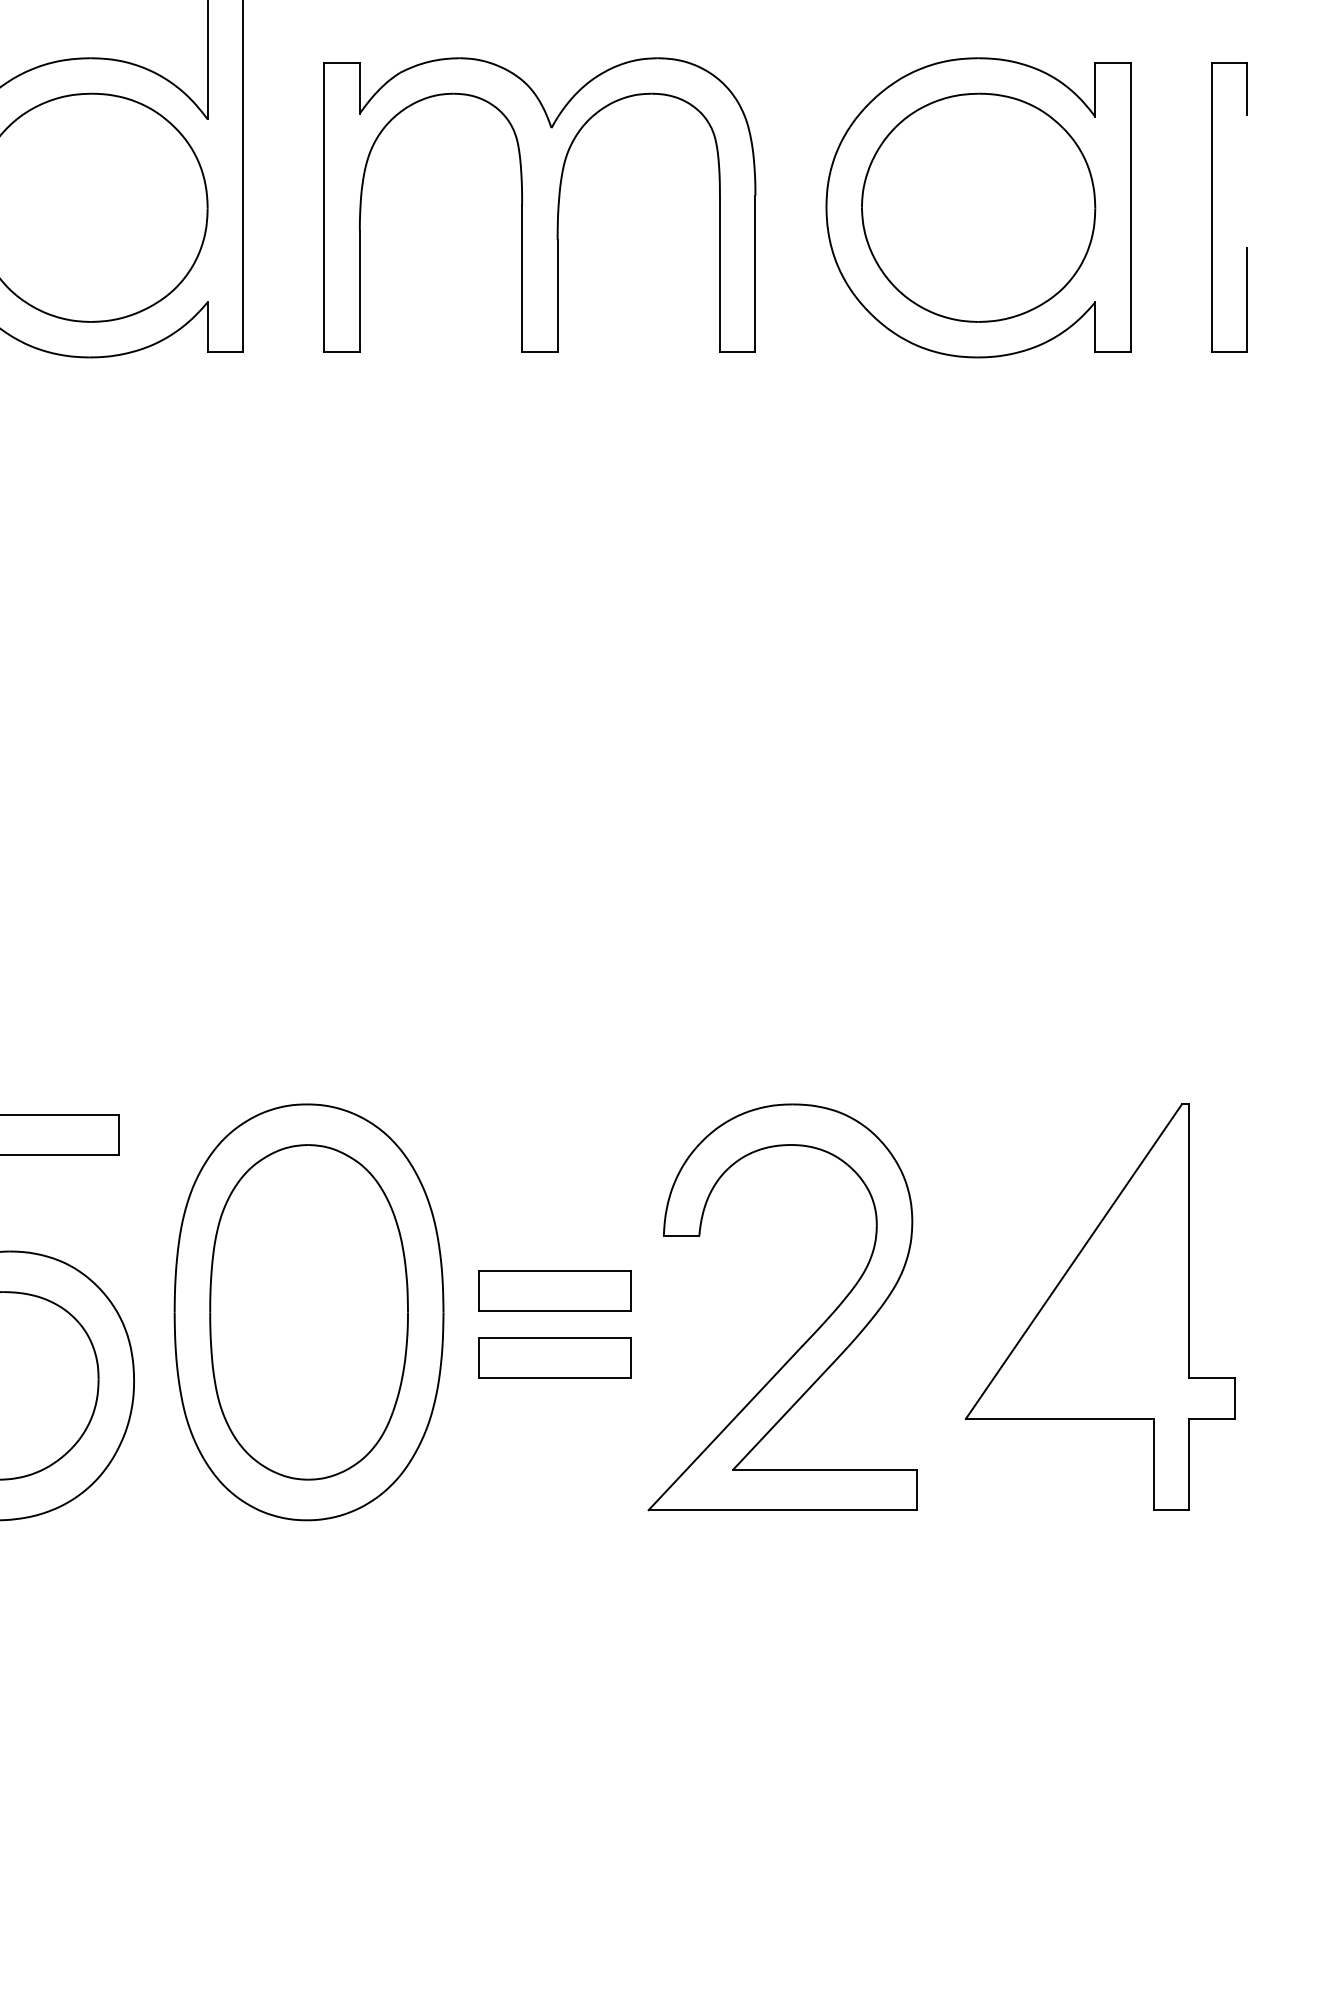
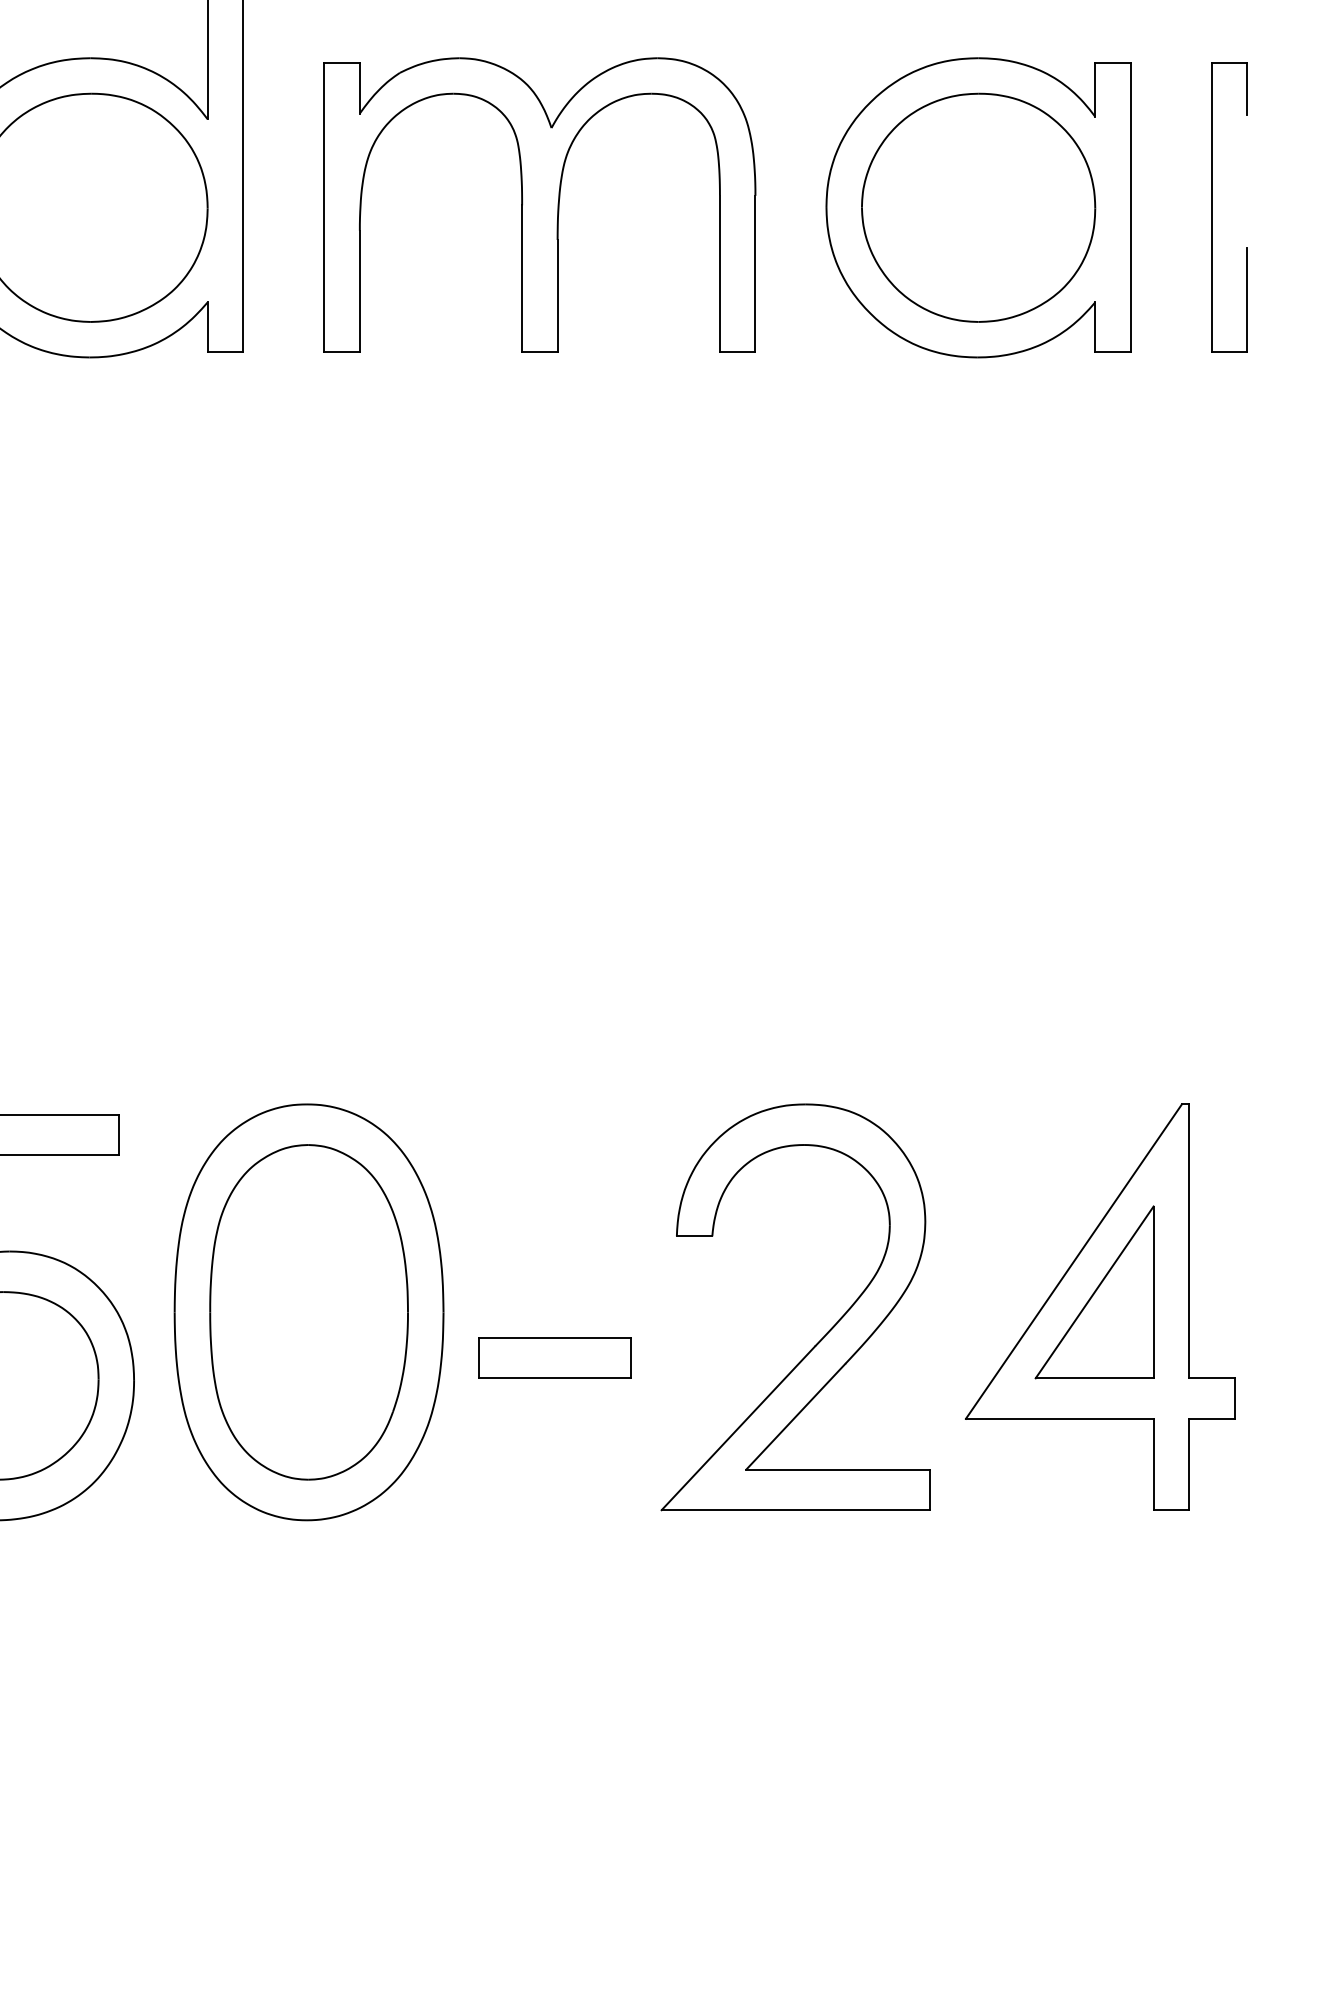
part: present -> none (554, 1290)
part: none -> present (1094, 1292)
part position: (813, 1332) -> (826, 1332) (826, 1332)
